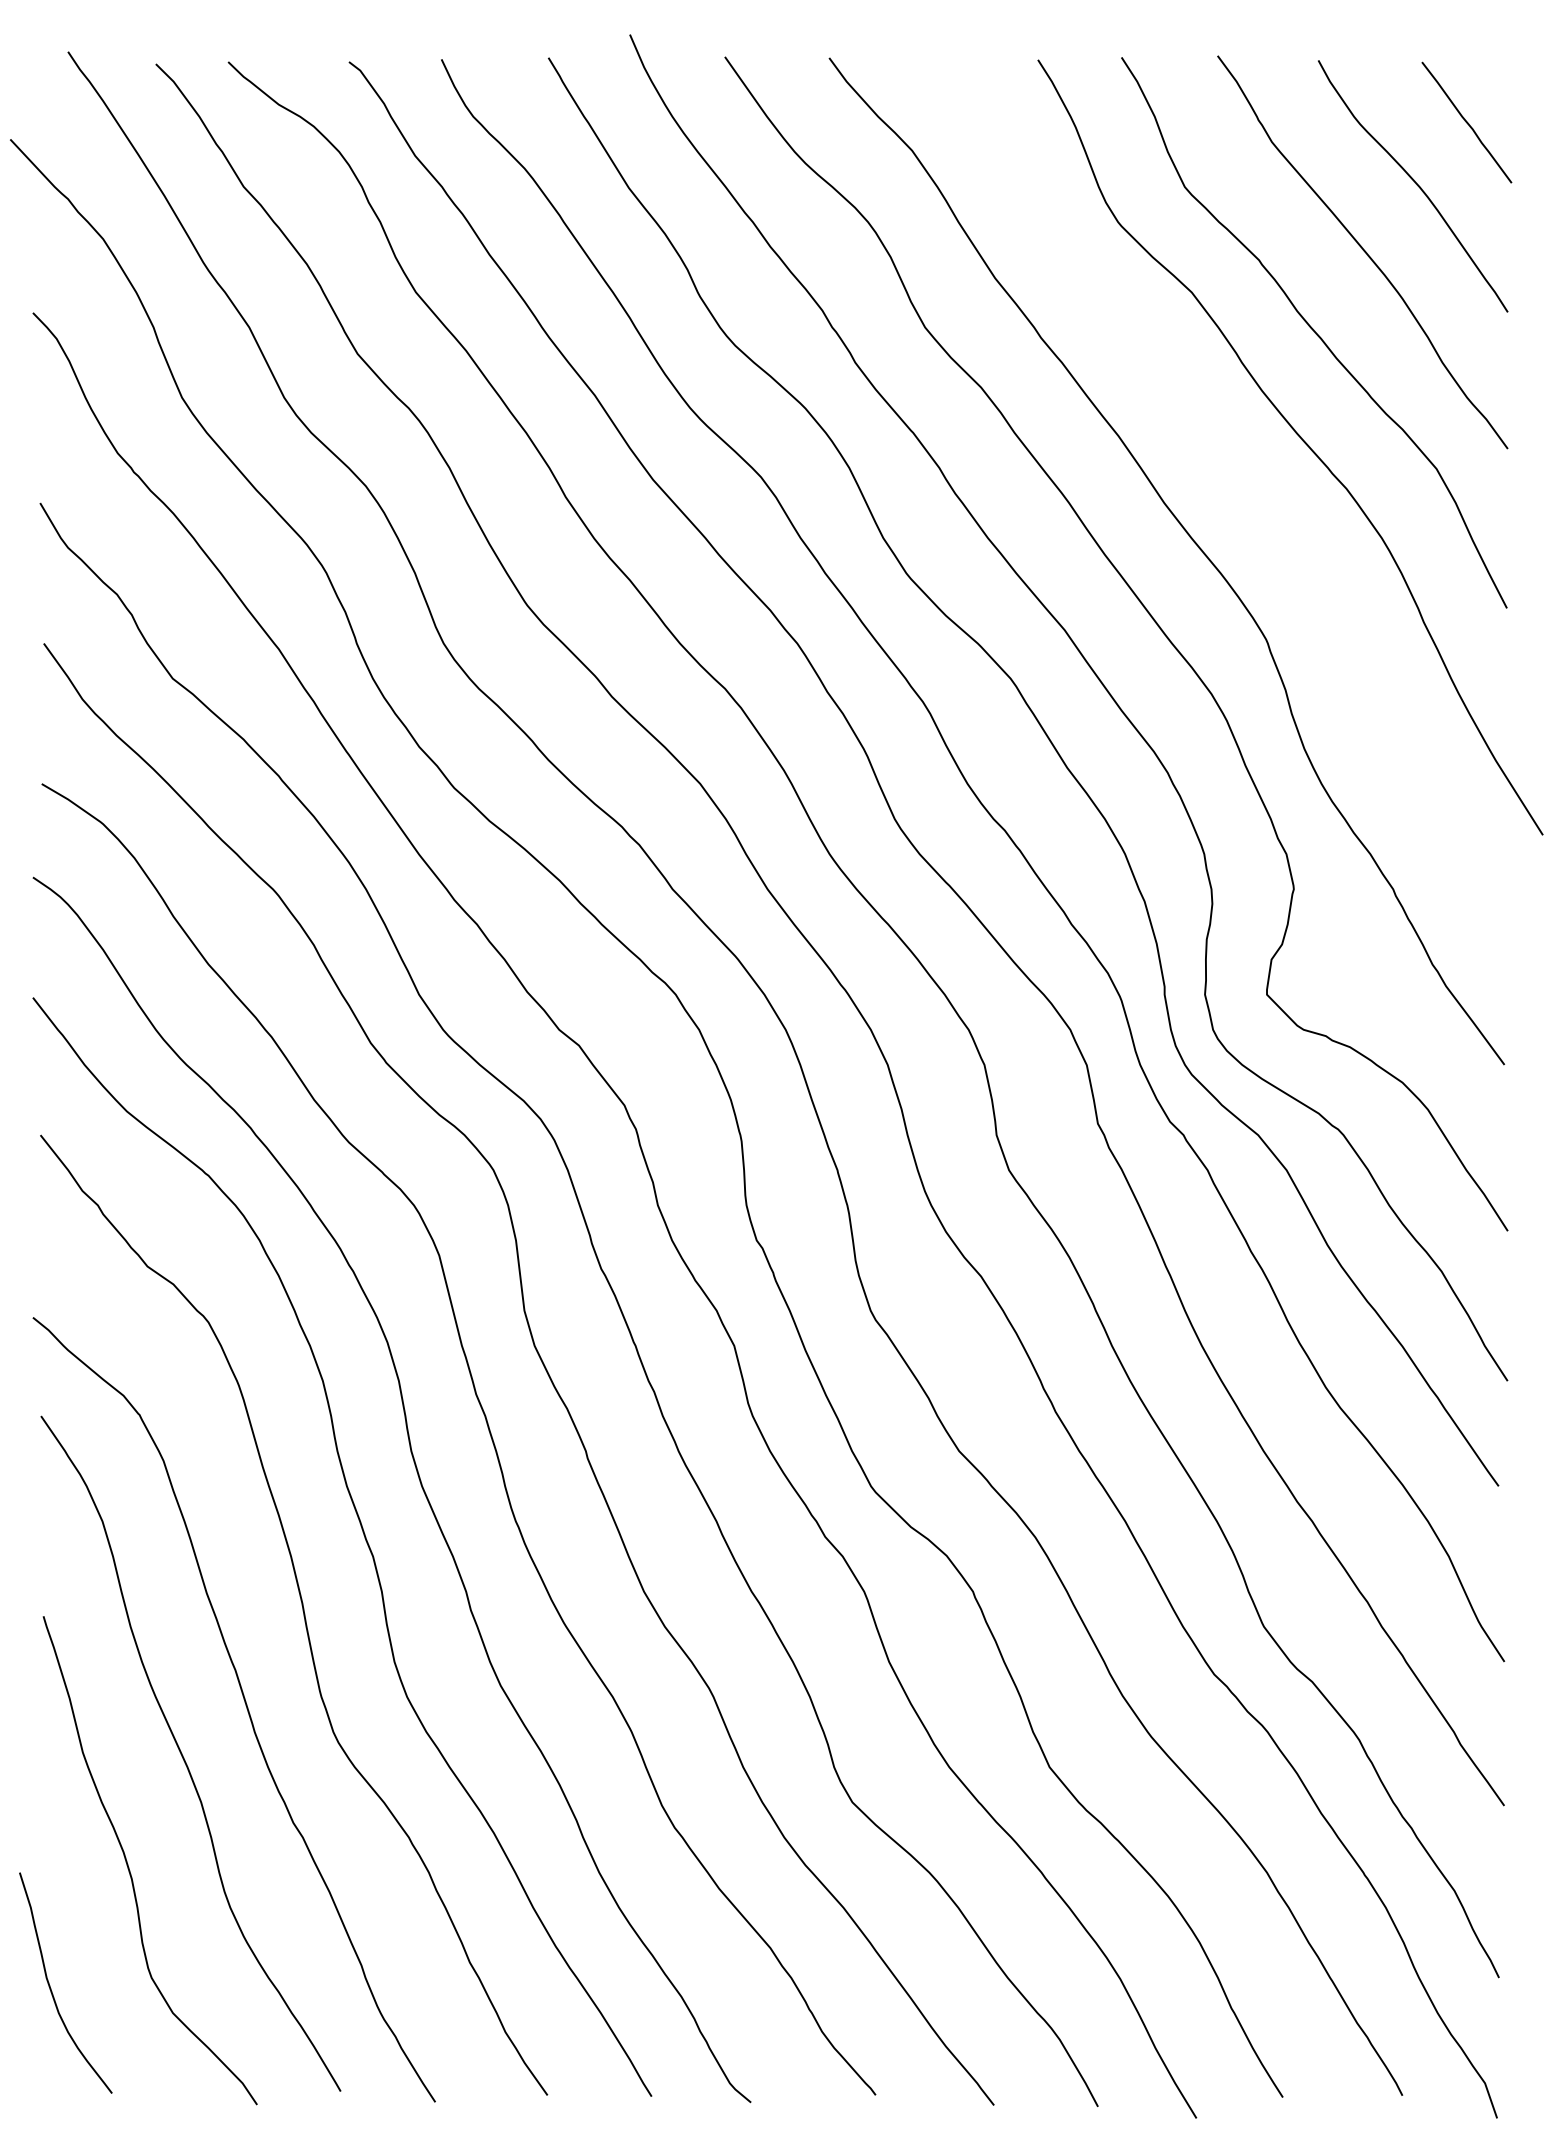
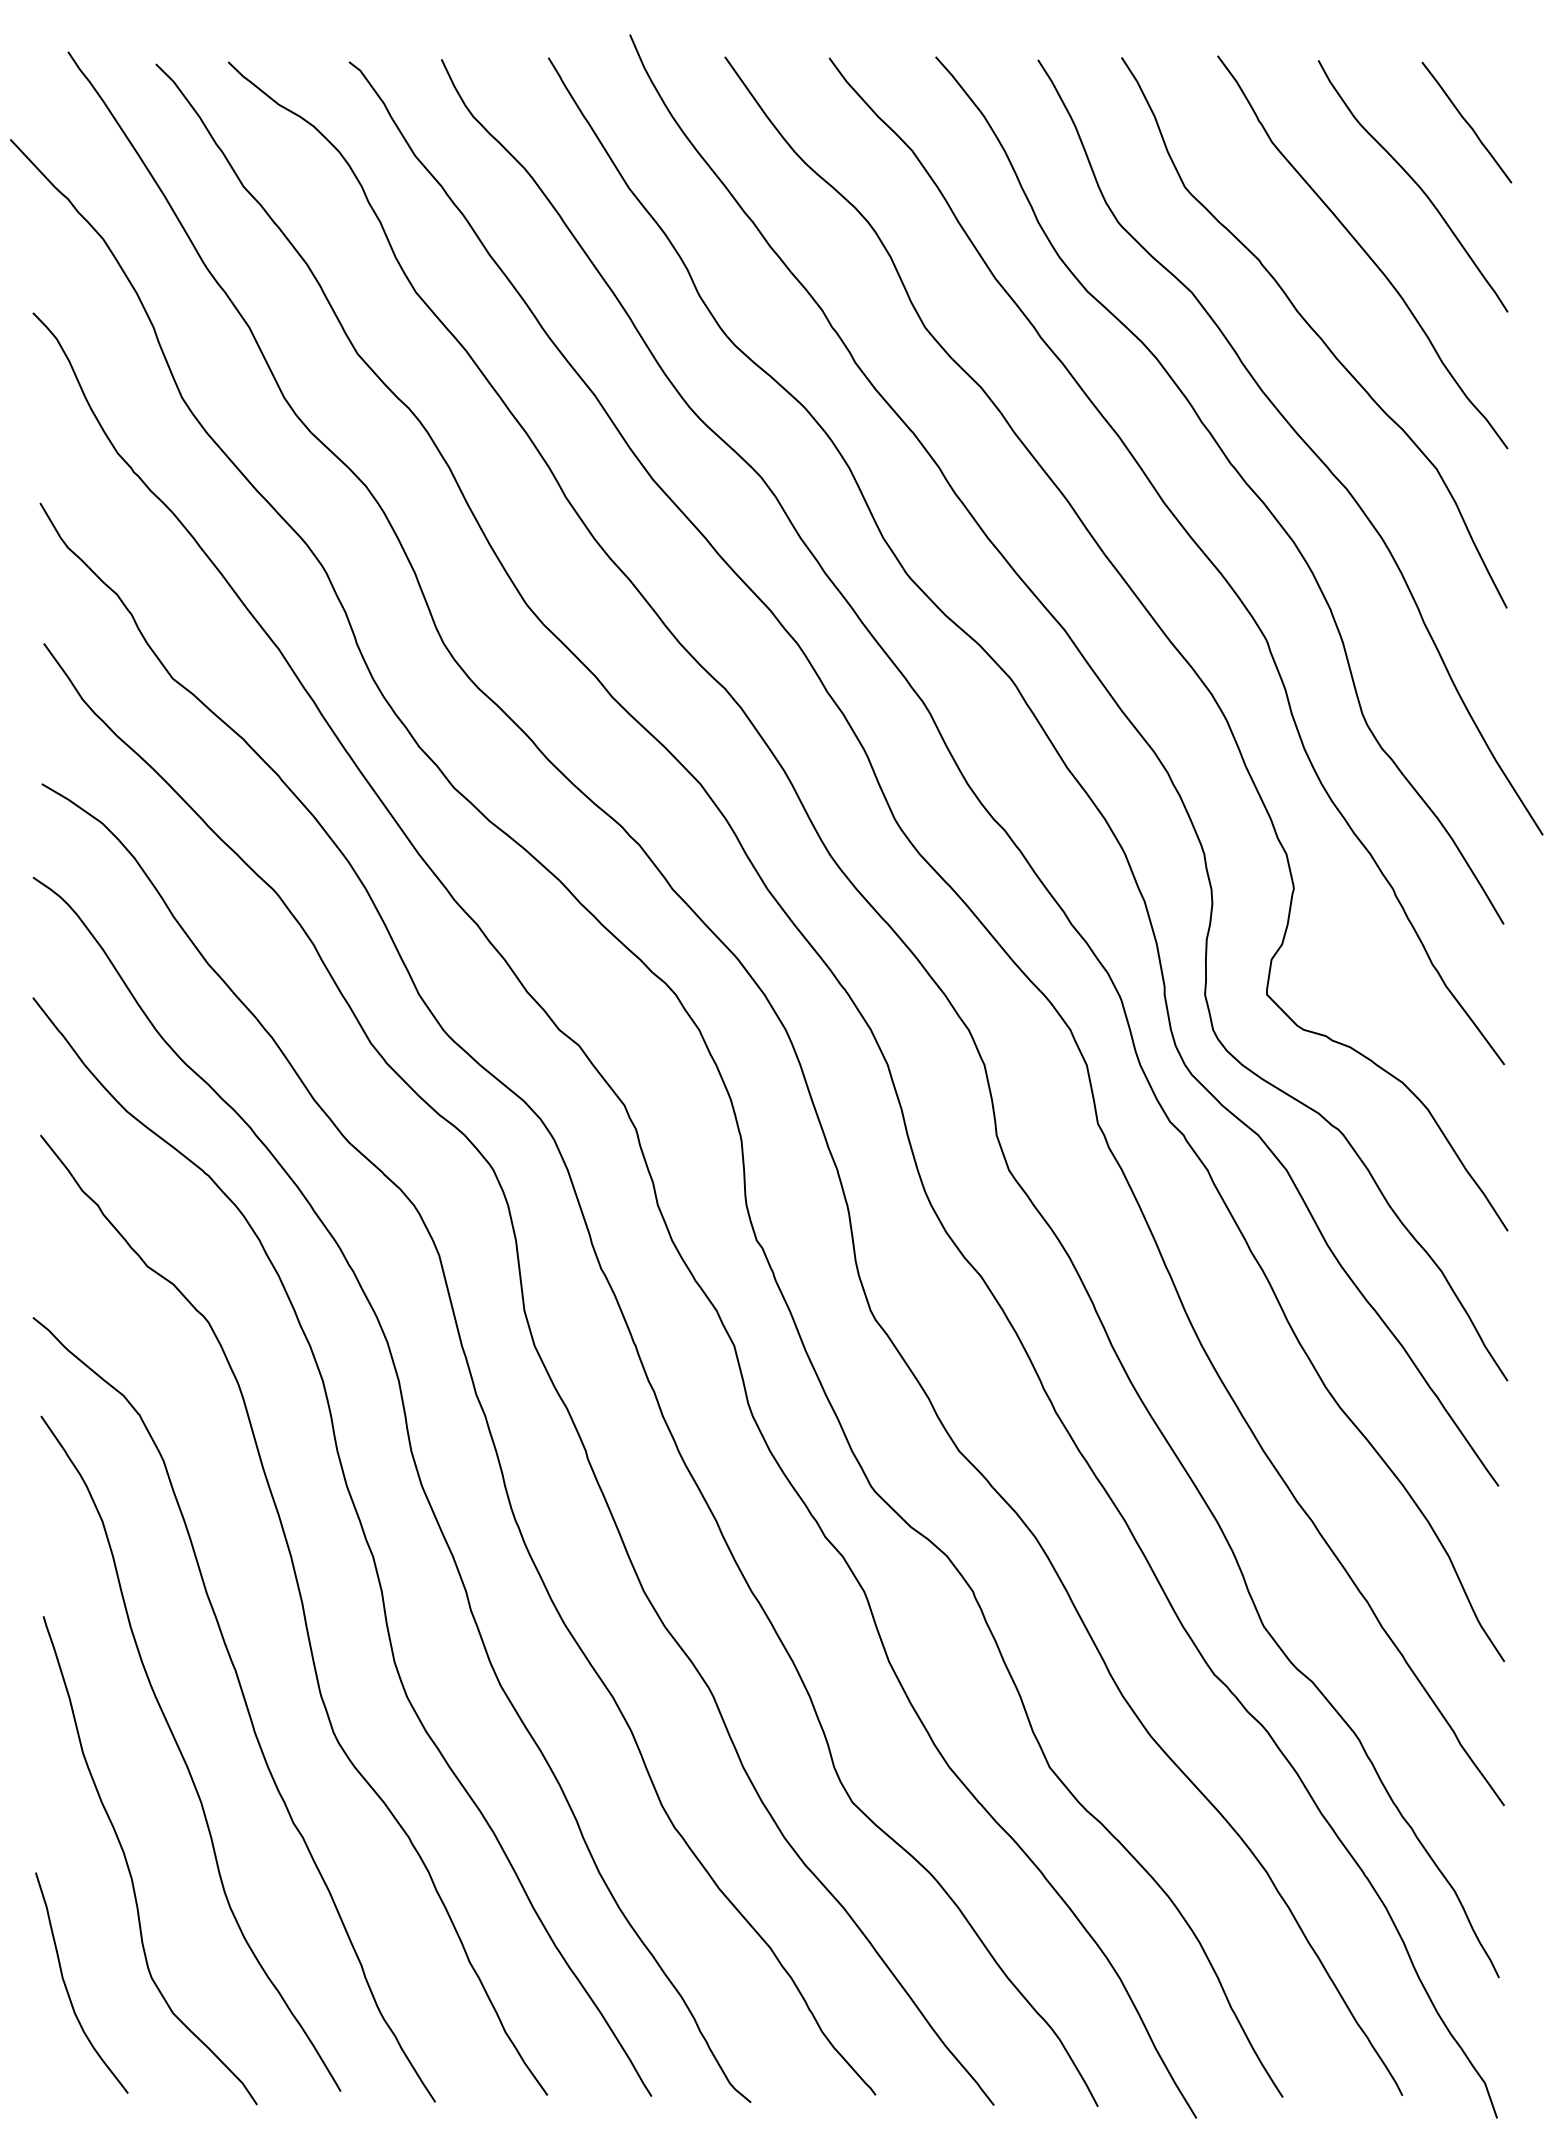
curve: none -> present (1239, 476)
curve position: (51, 1988) -> (67, 1988) (67, 1988)
